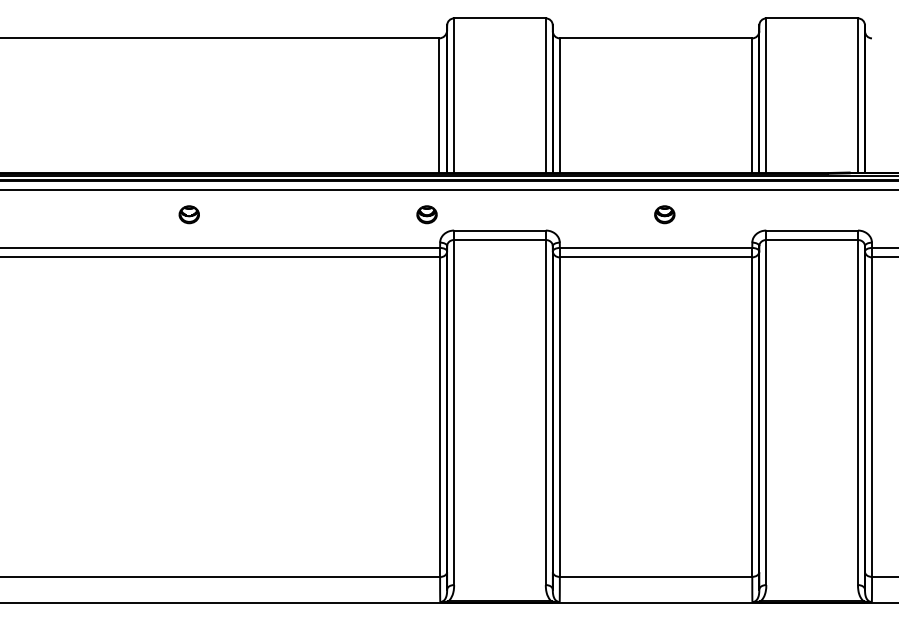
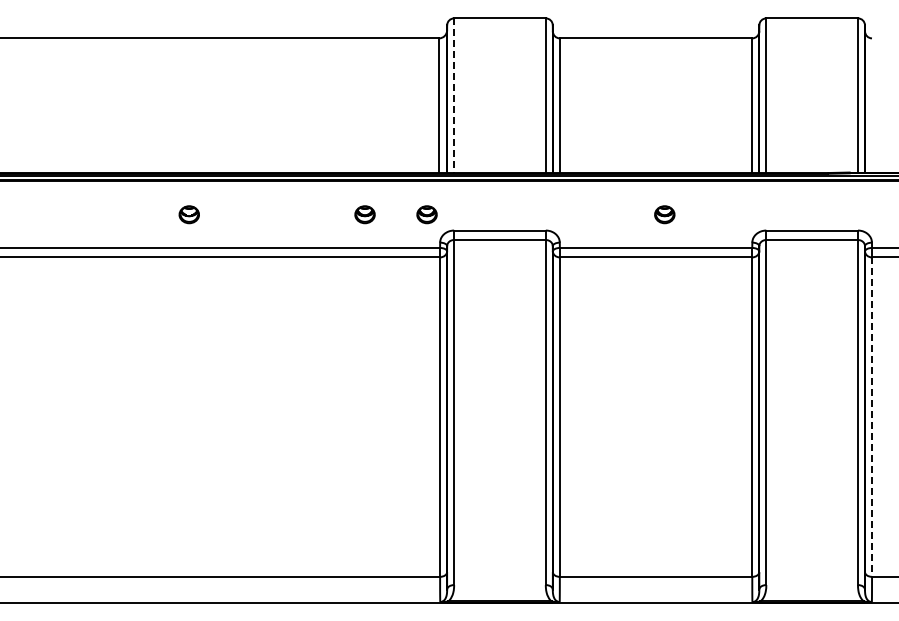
line: solid -> dashed (454, 96)
line: present -> none (448, 189)
part: none -> present (364, 214)
line: solid -> dashed (872, 417)
